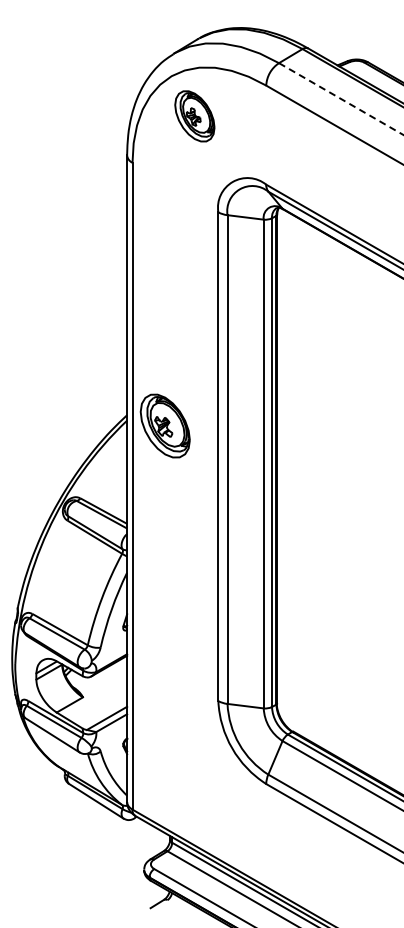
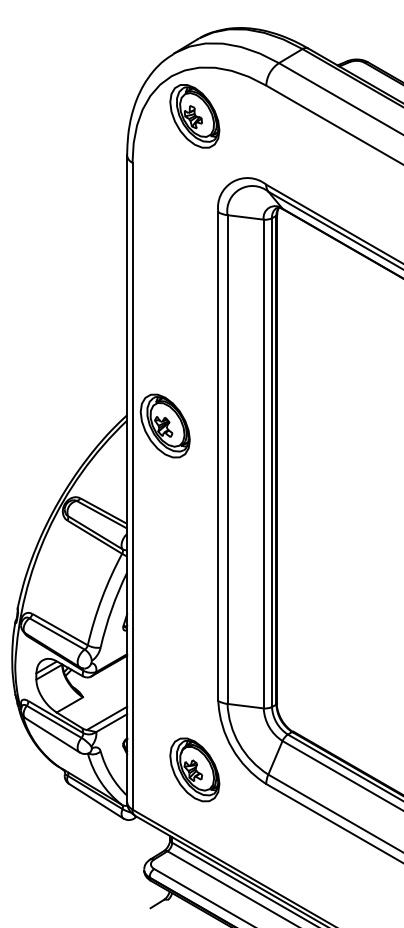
line: dashed -> solid (341, 99)
part size: 42x53 px -> 52x65 px (194, 116)
part: none -> present (194, 769)
